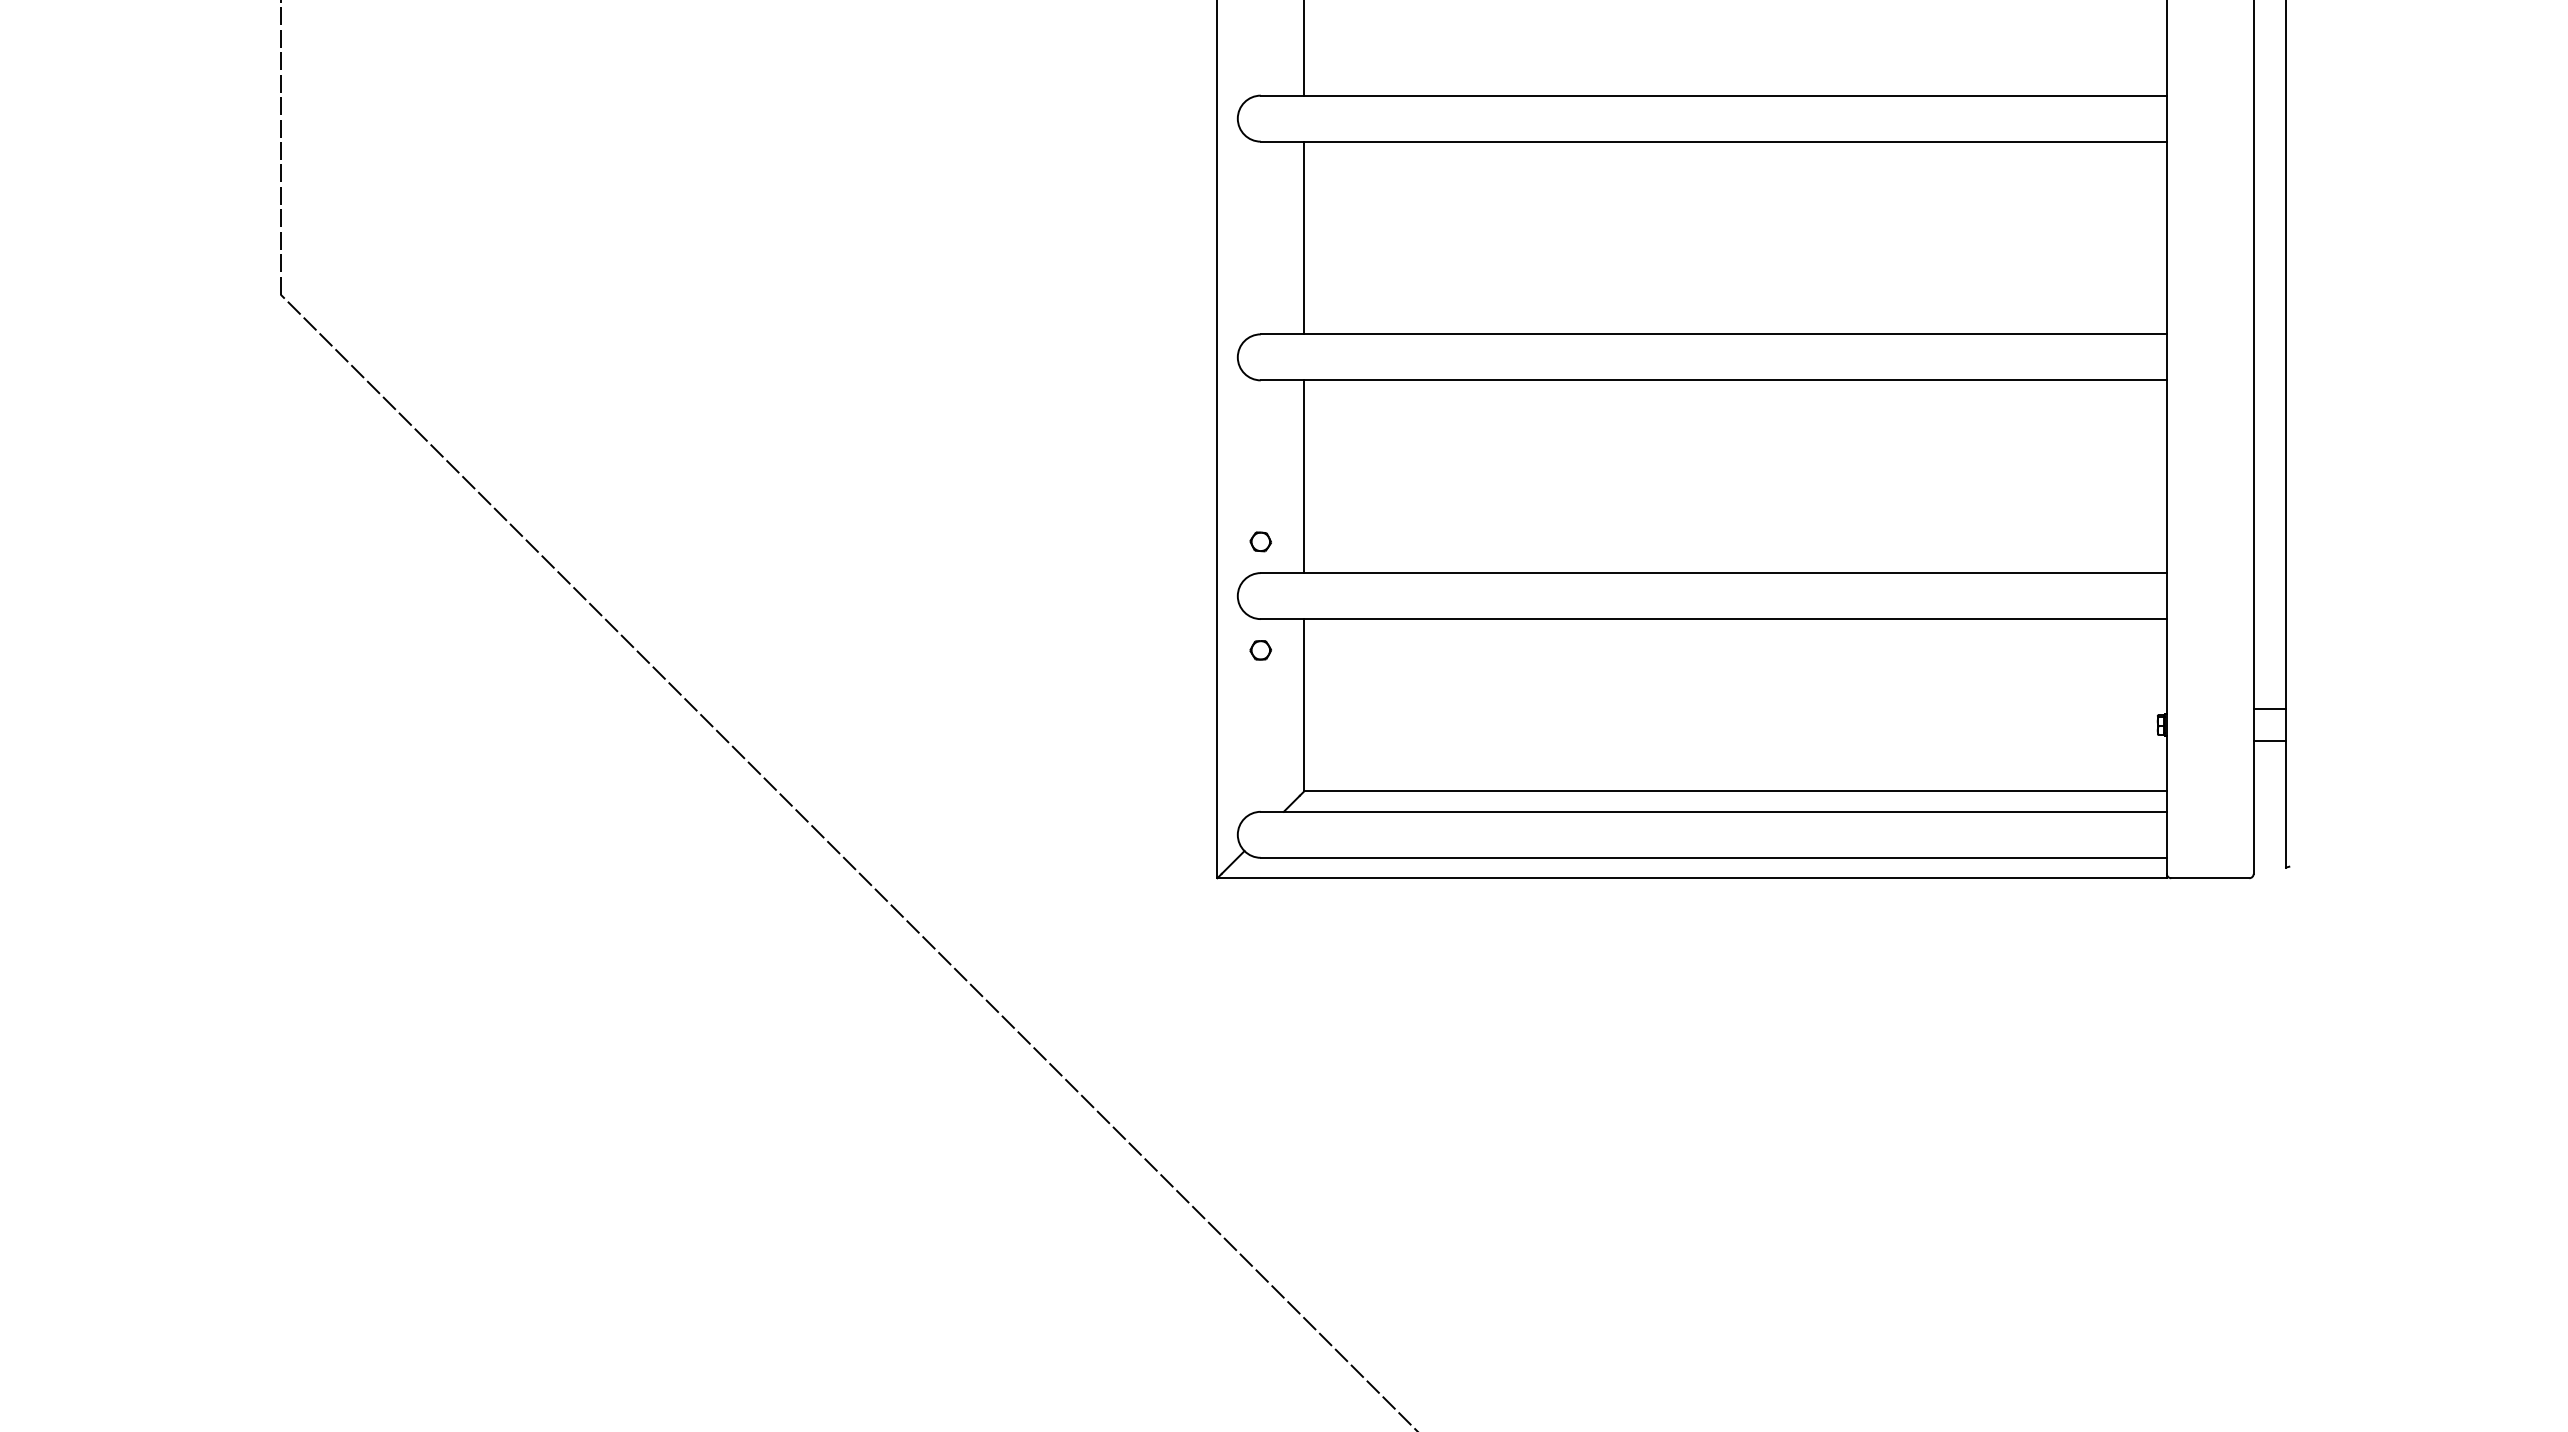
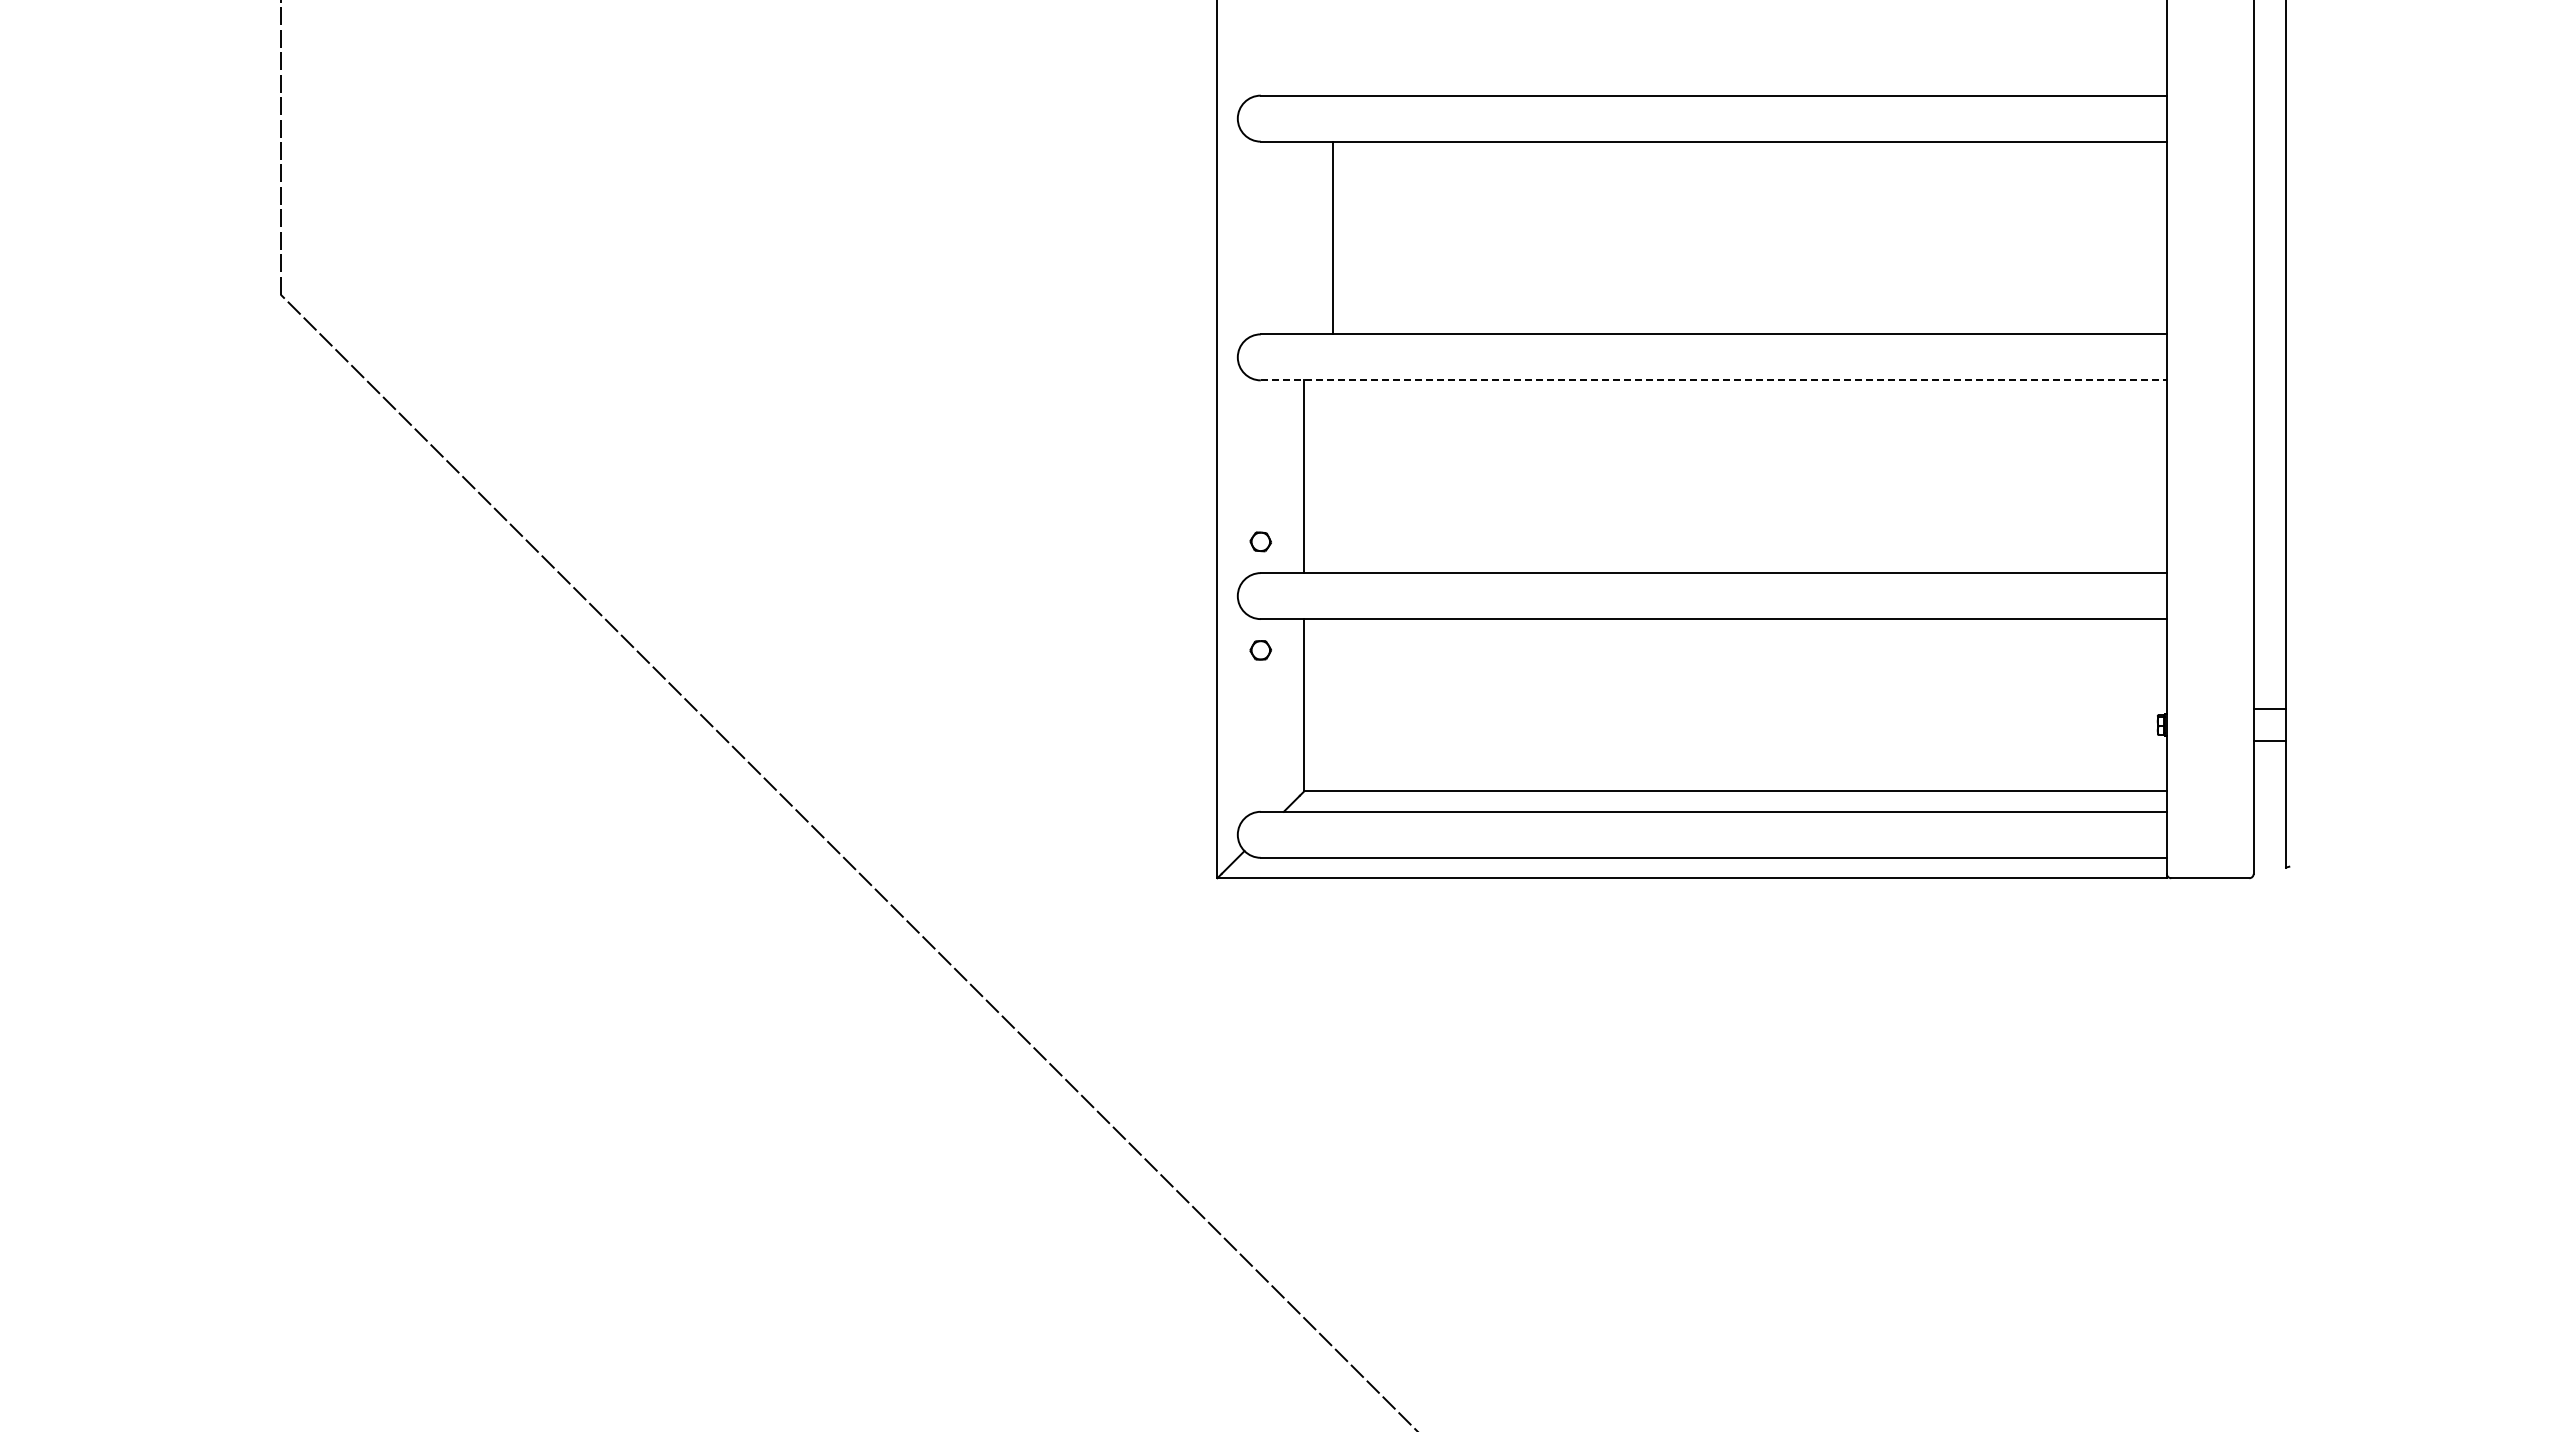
line: present -> none (1304, 48)
line position: (1304, 237) -> (1333, 237) (1333, 237)
line: solid -> dashed (1714, 380)
